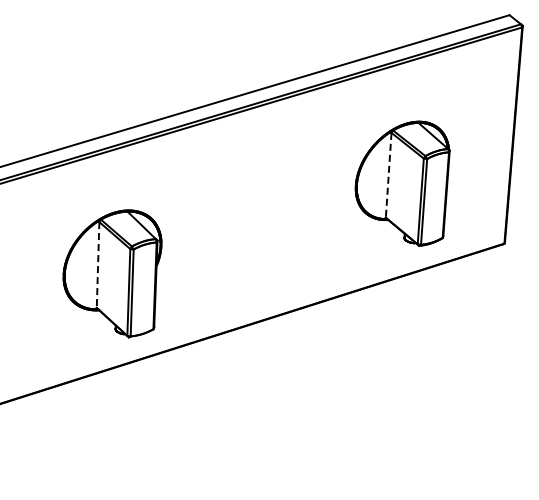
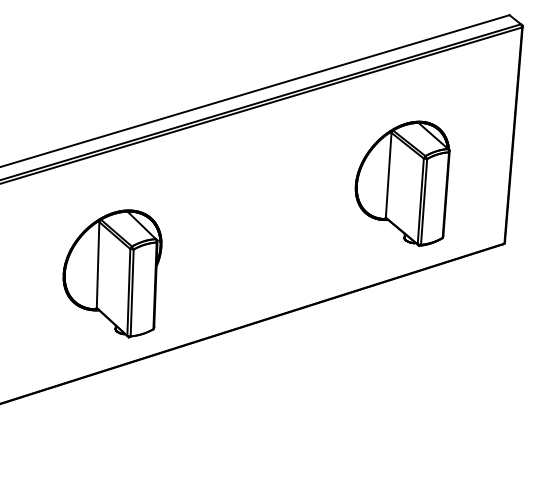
line: dashed -> solid (388, 175)
line: dashed -> solid (98, 265)
